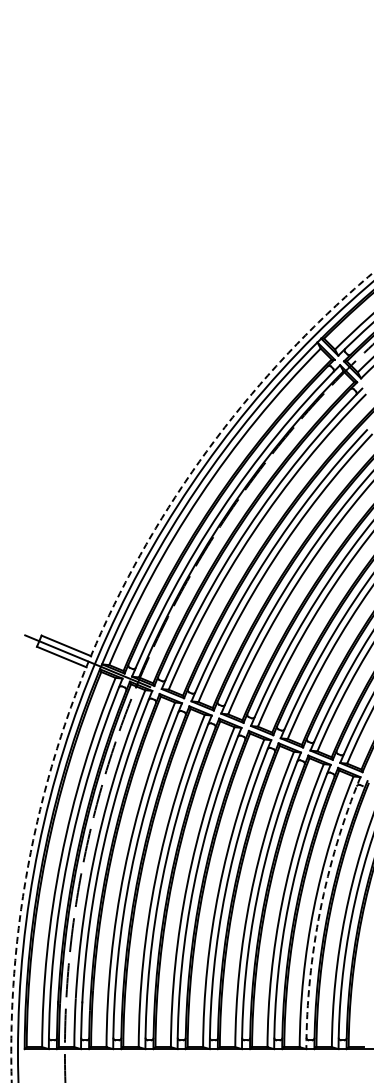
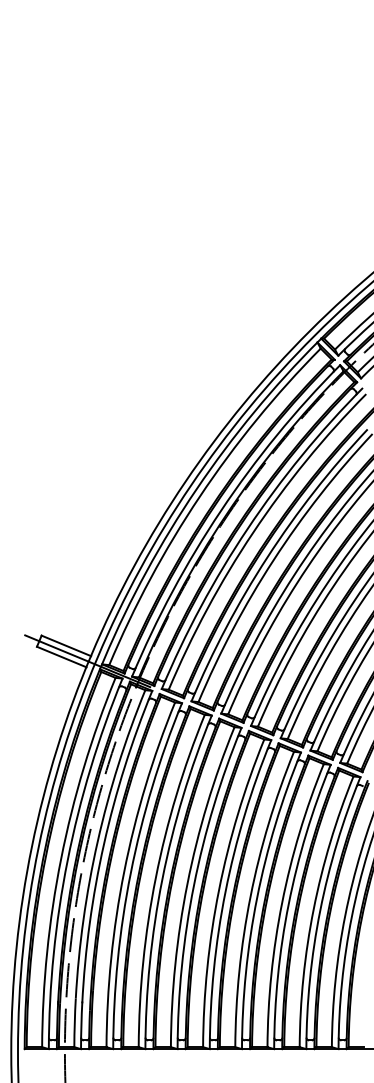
circle: dashed -> solid (192, 677)
arc: dashed -> solid (320, 910)
